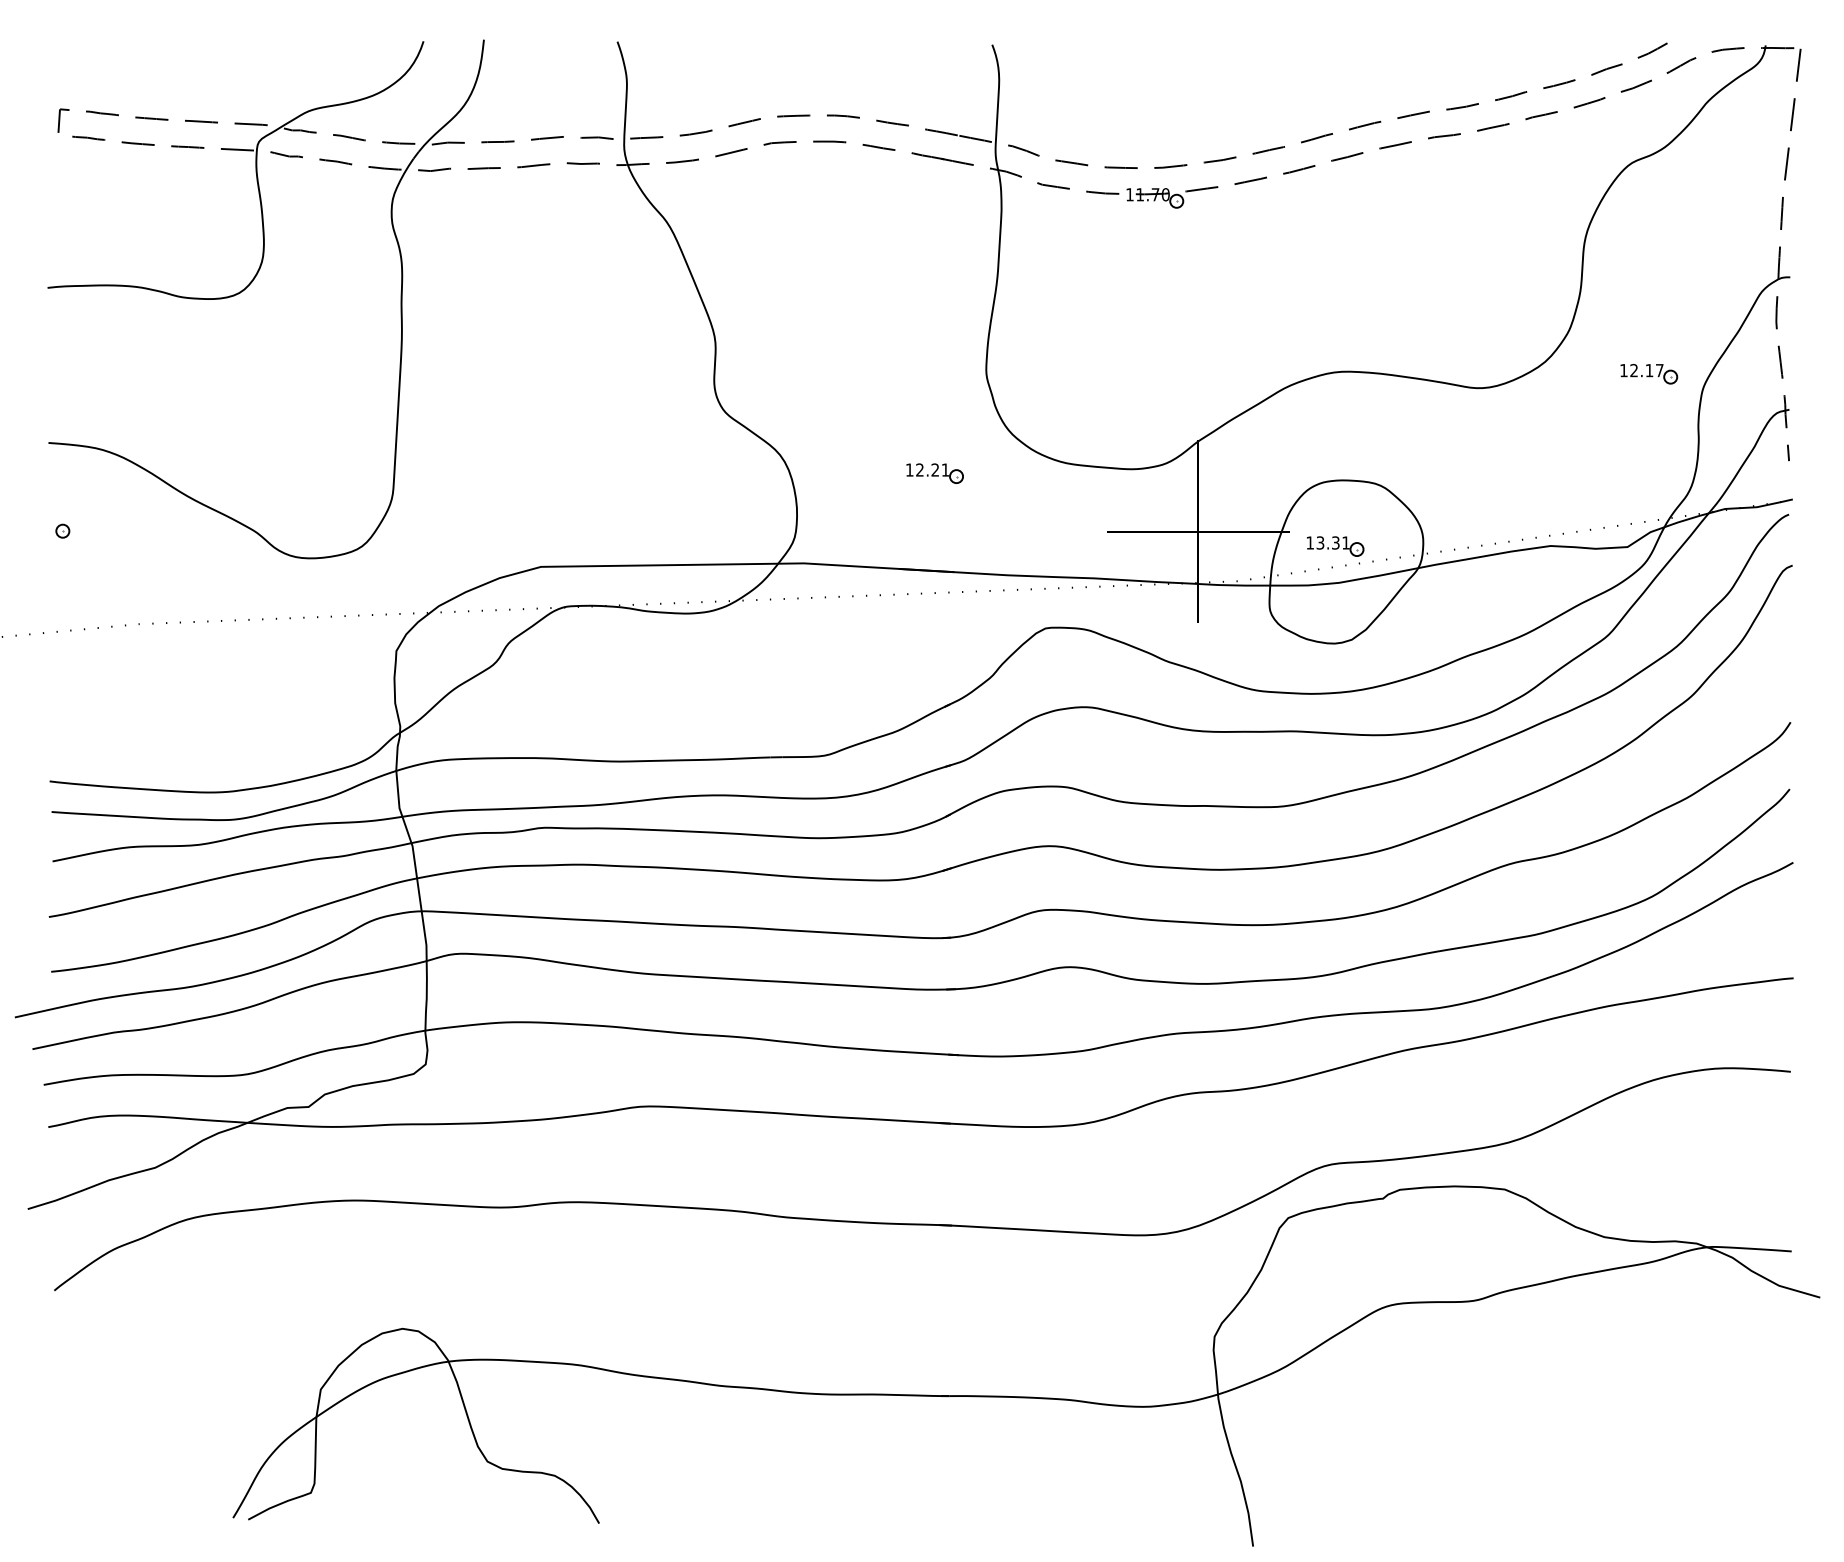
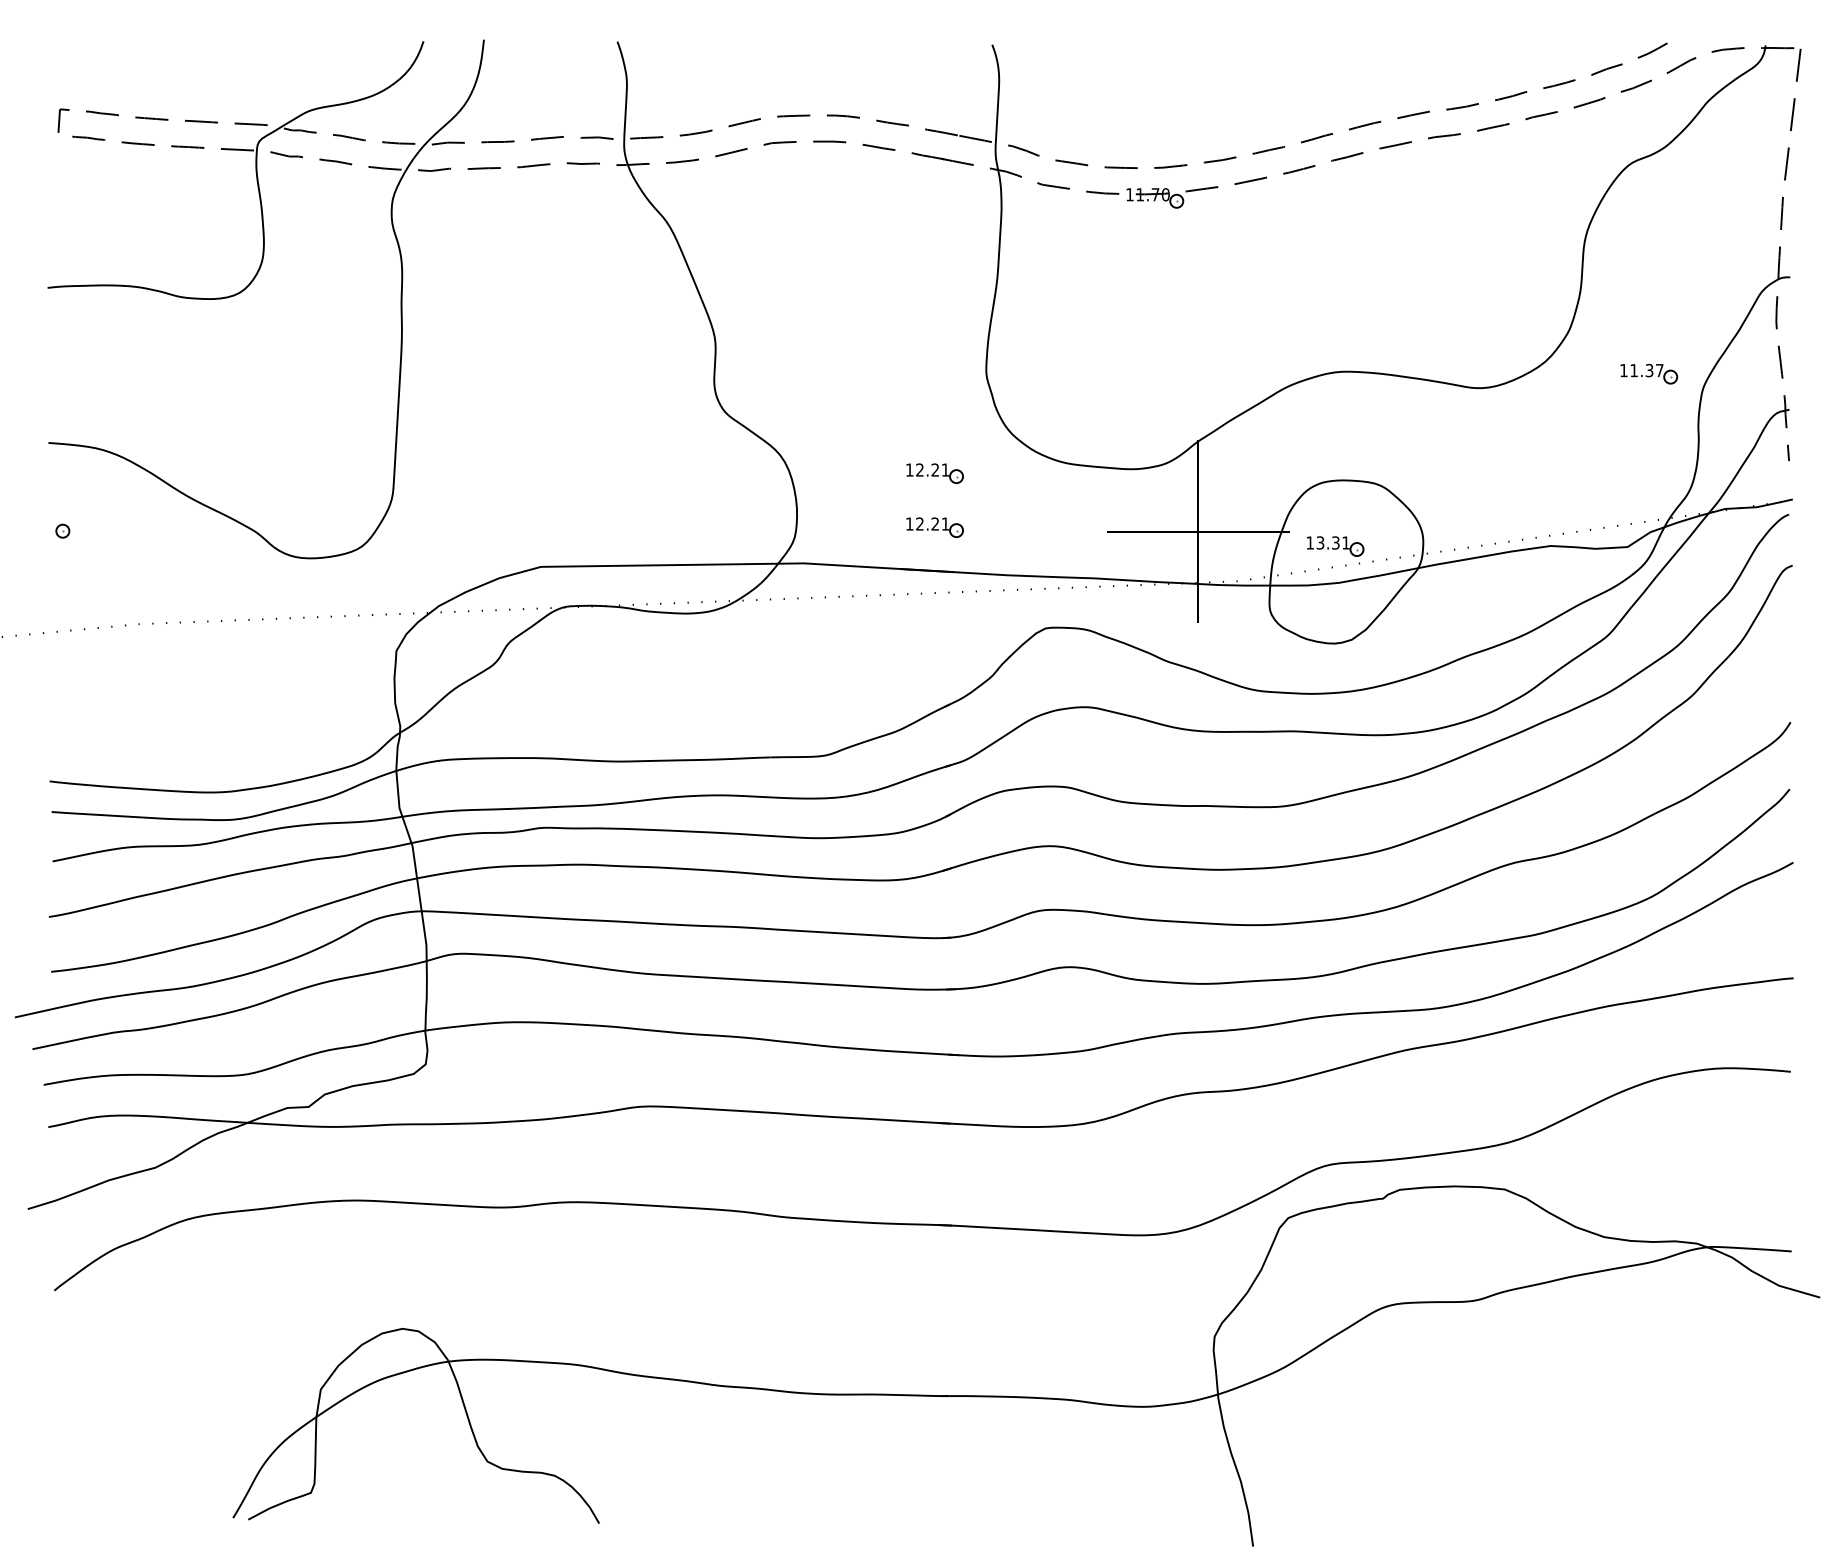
text: 12.17 -> 11.37 (1641, 370)
part: none -> present (934, 527)
